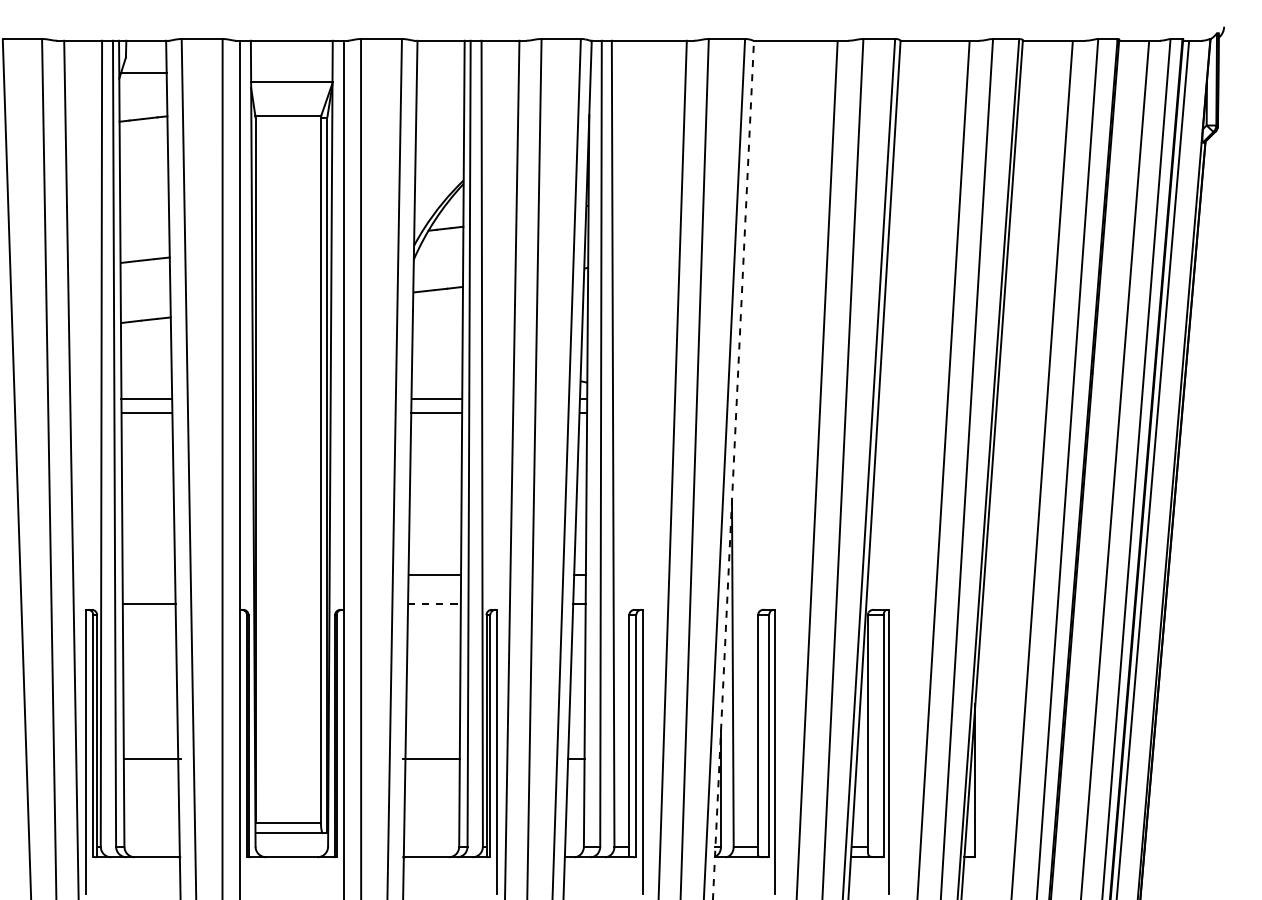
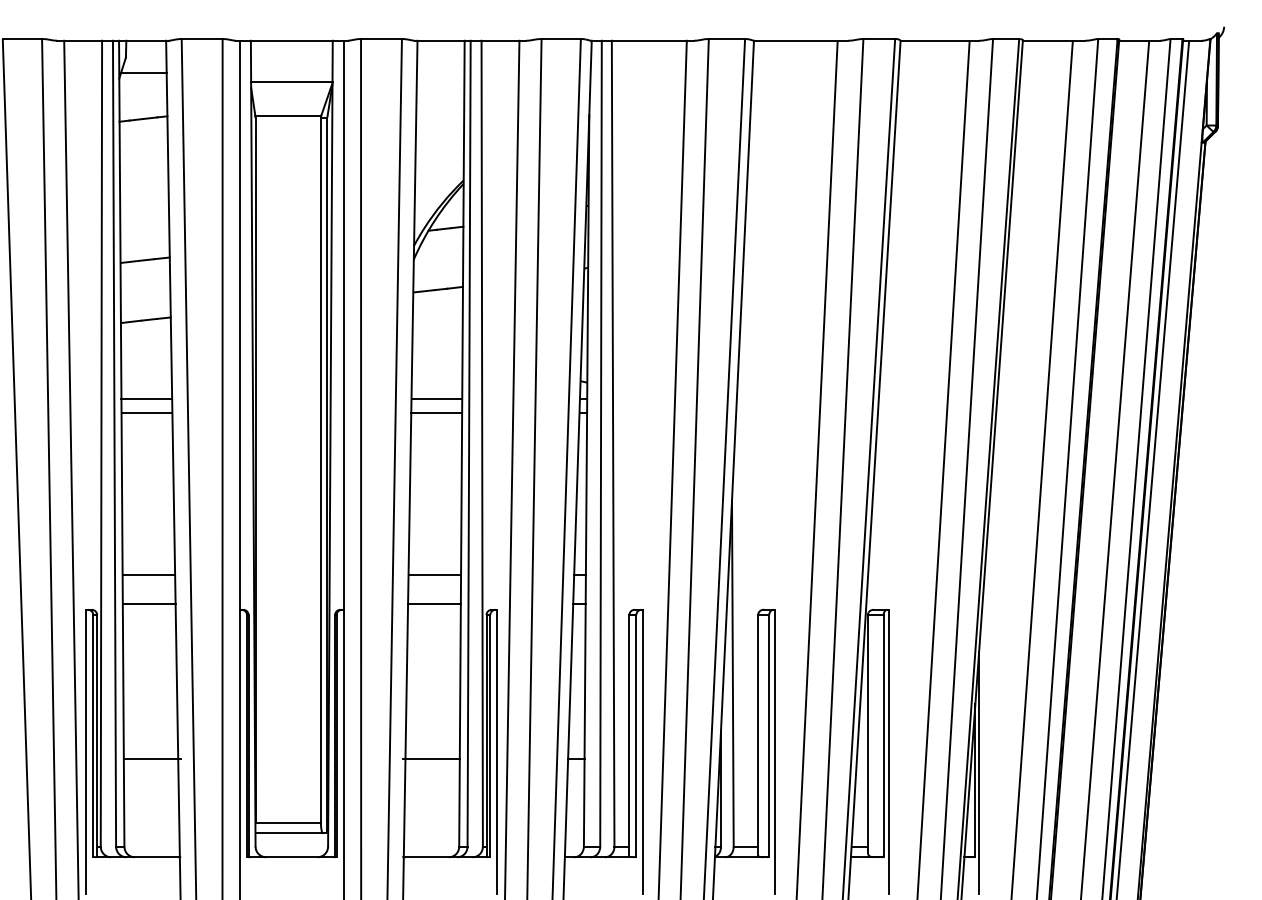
line: dashed -> solid (733, 470)
line: none -> present (148, 575)
line: dashed -> solid (434, 603)
line: none -> present (979, 773)
